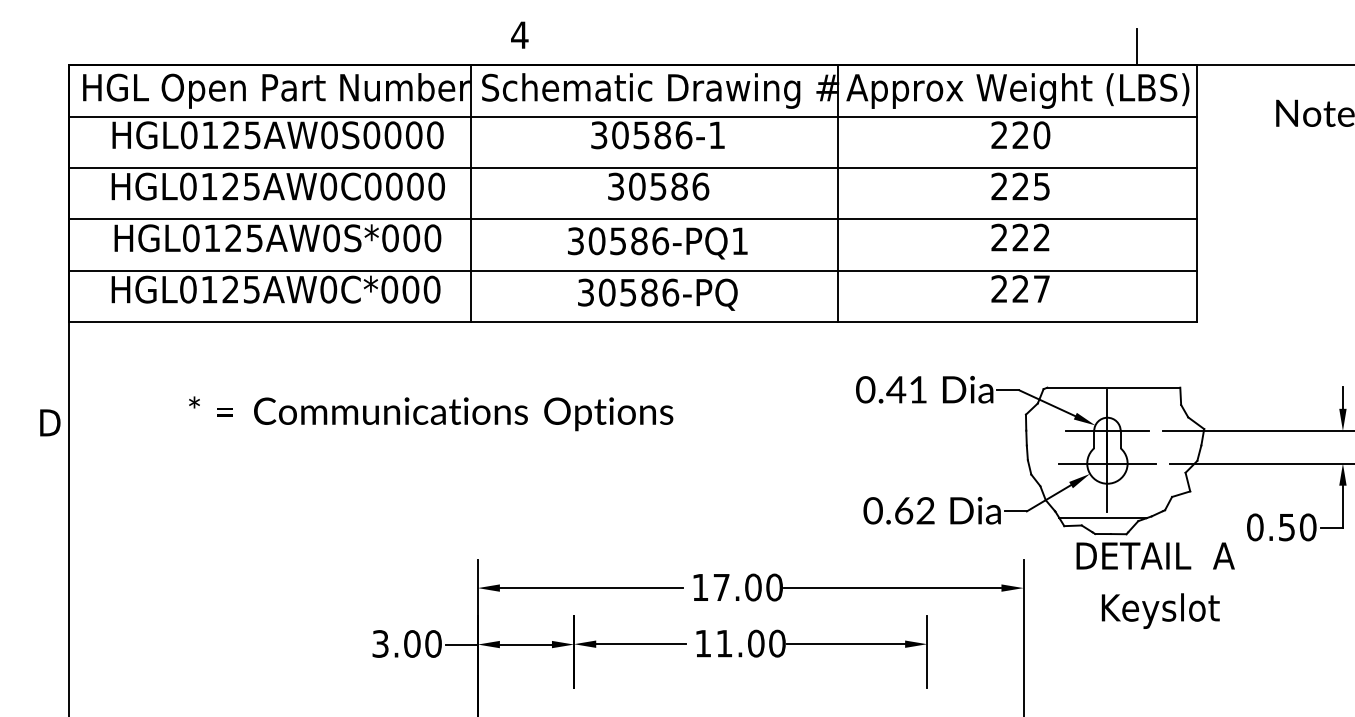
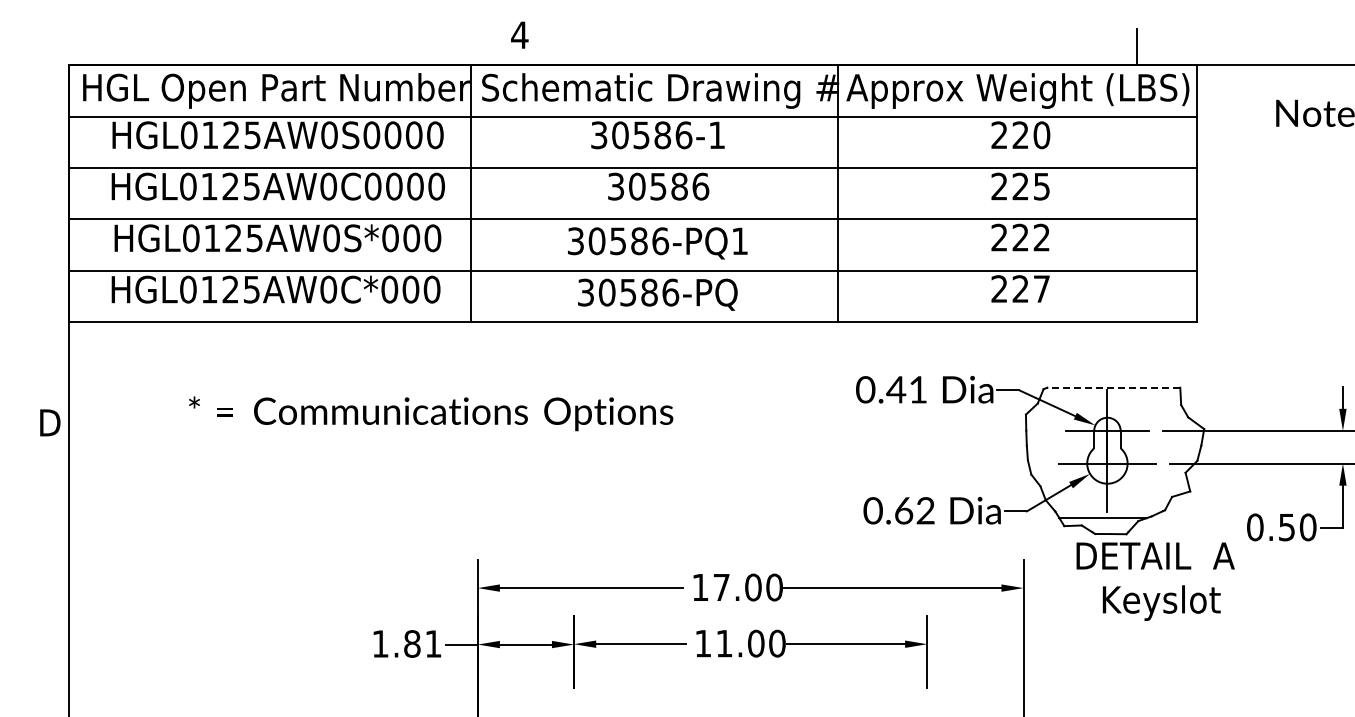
line: solid -> dashed (1113, 387)
text position: (1160, 610) -> (1161, 602) (1161, 602)
text: 3.00 -> 1.81 (406, 643)
